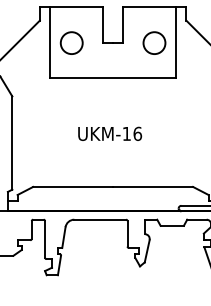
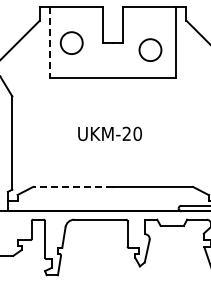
line: solid -> dashed (49, 42)
circle position: (154, 42) -> (150, 49) (150, 49)
text: UKM-16 -> UKM-20 (132, 133)
line: solid -> dashed (73, 186)
